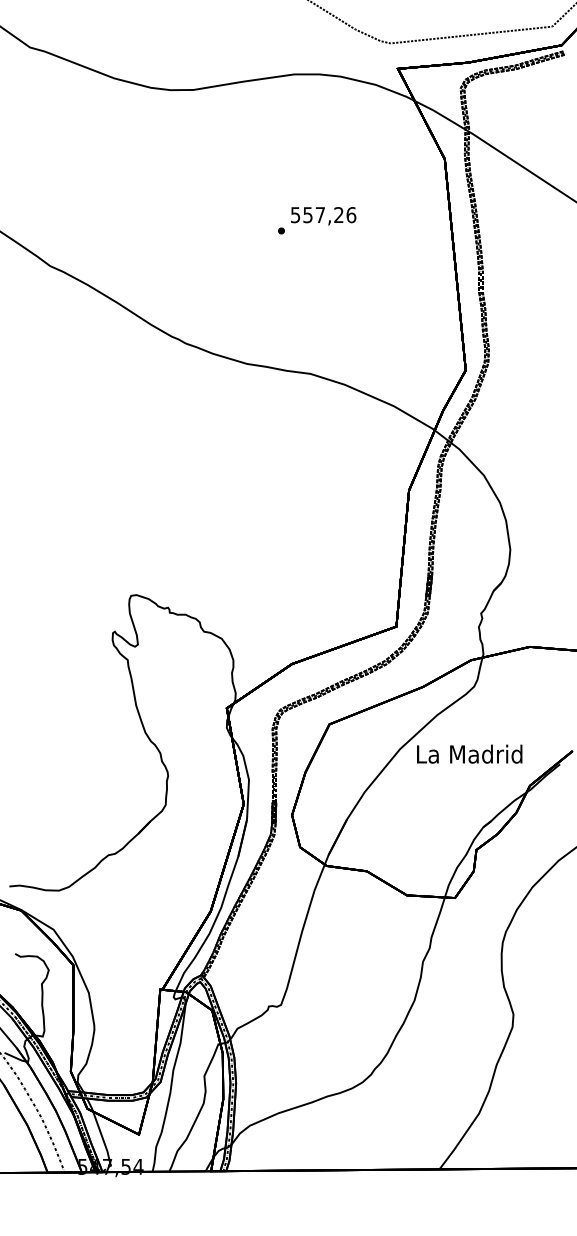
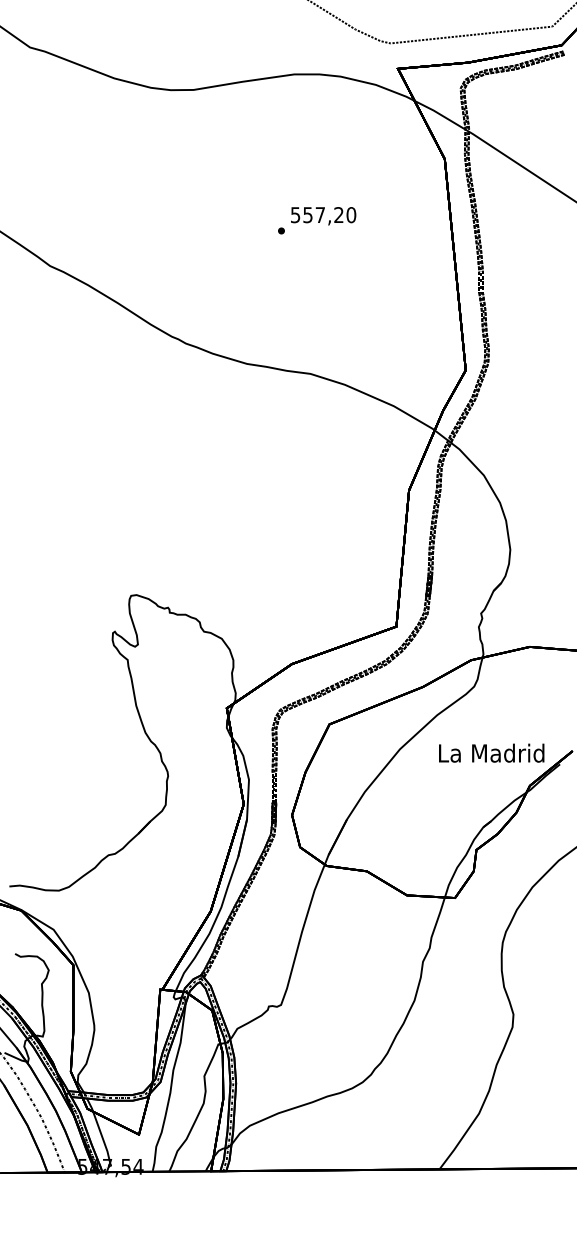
text: 557,26 -> 557,20 (351, 214)
text position: (469, 753) -> (491, 752) (491, 752)
